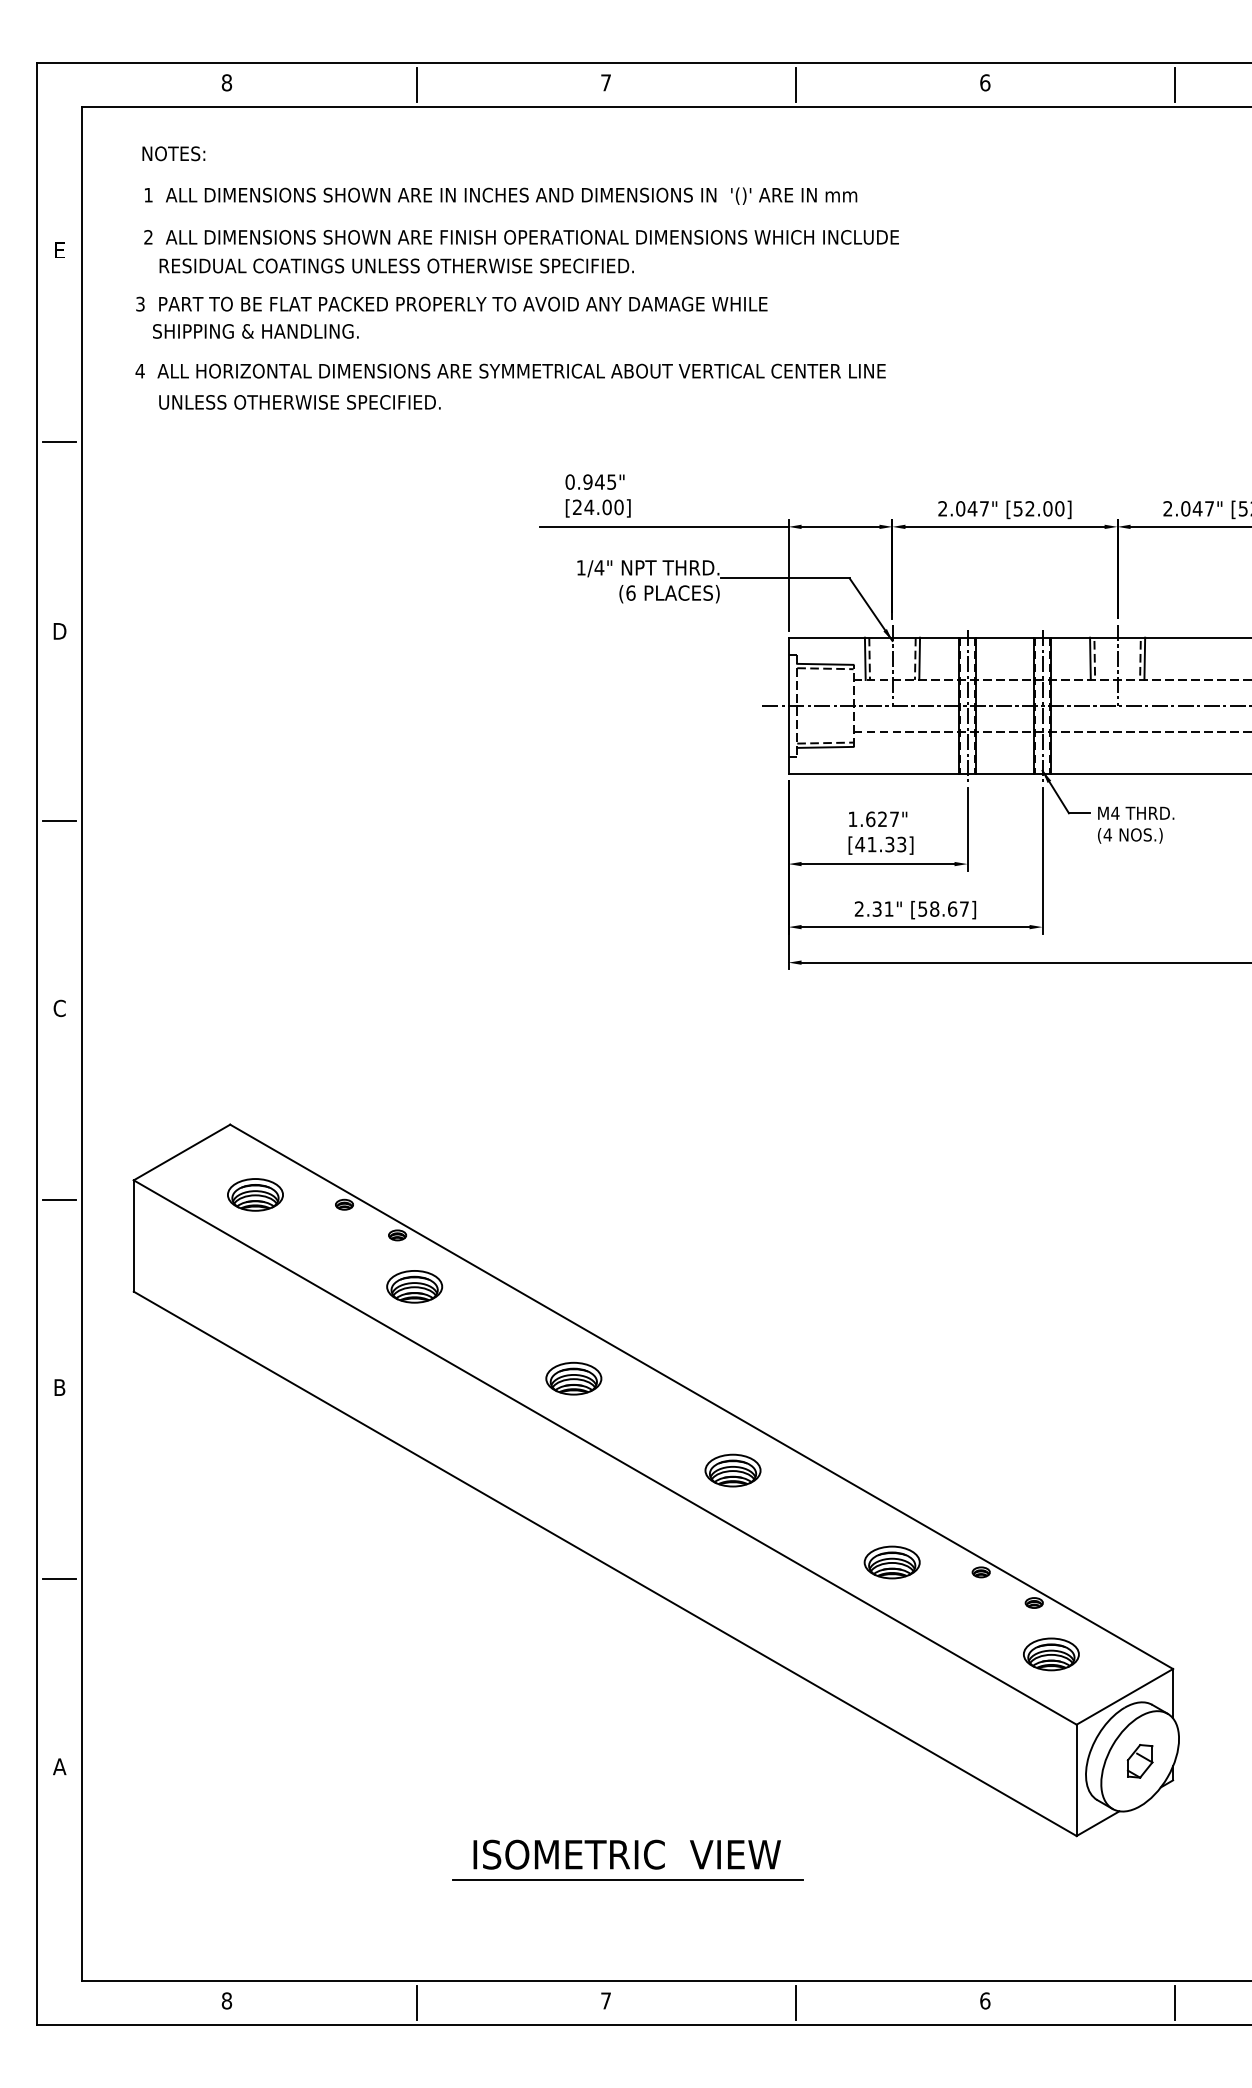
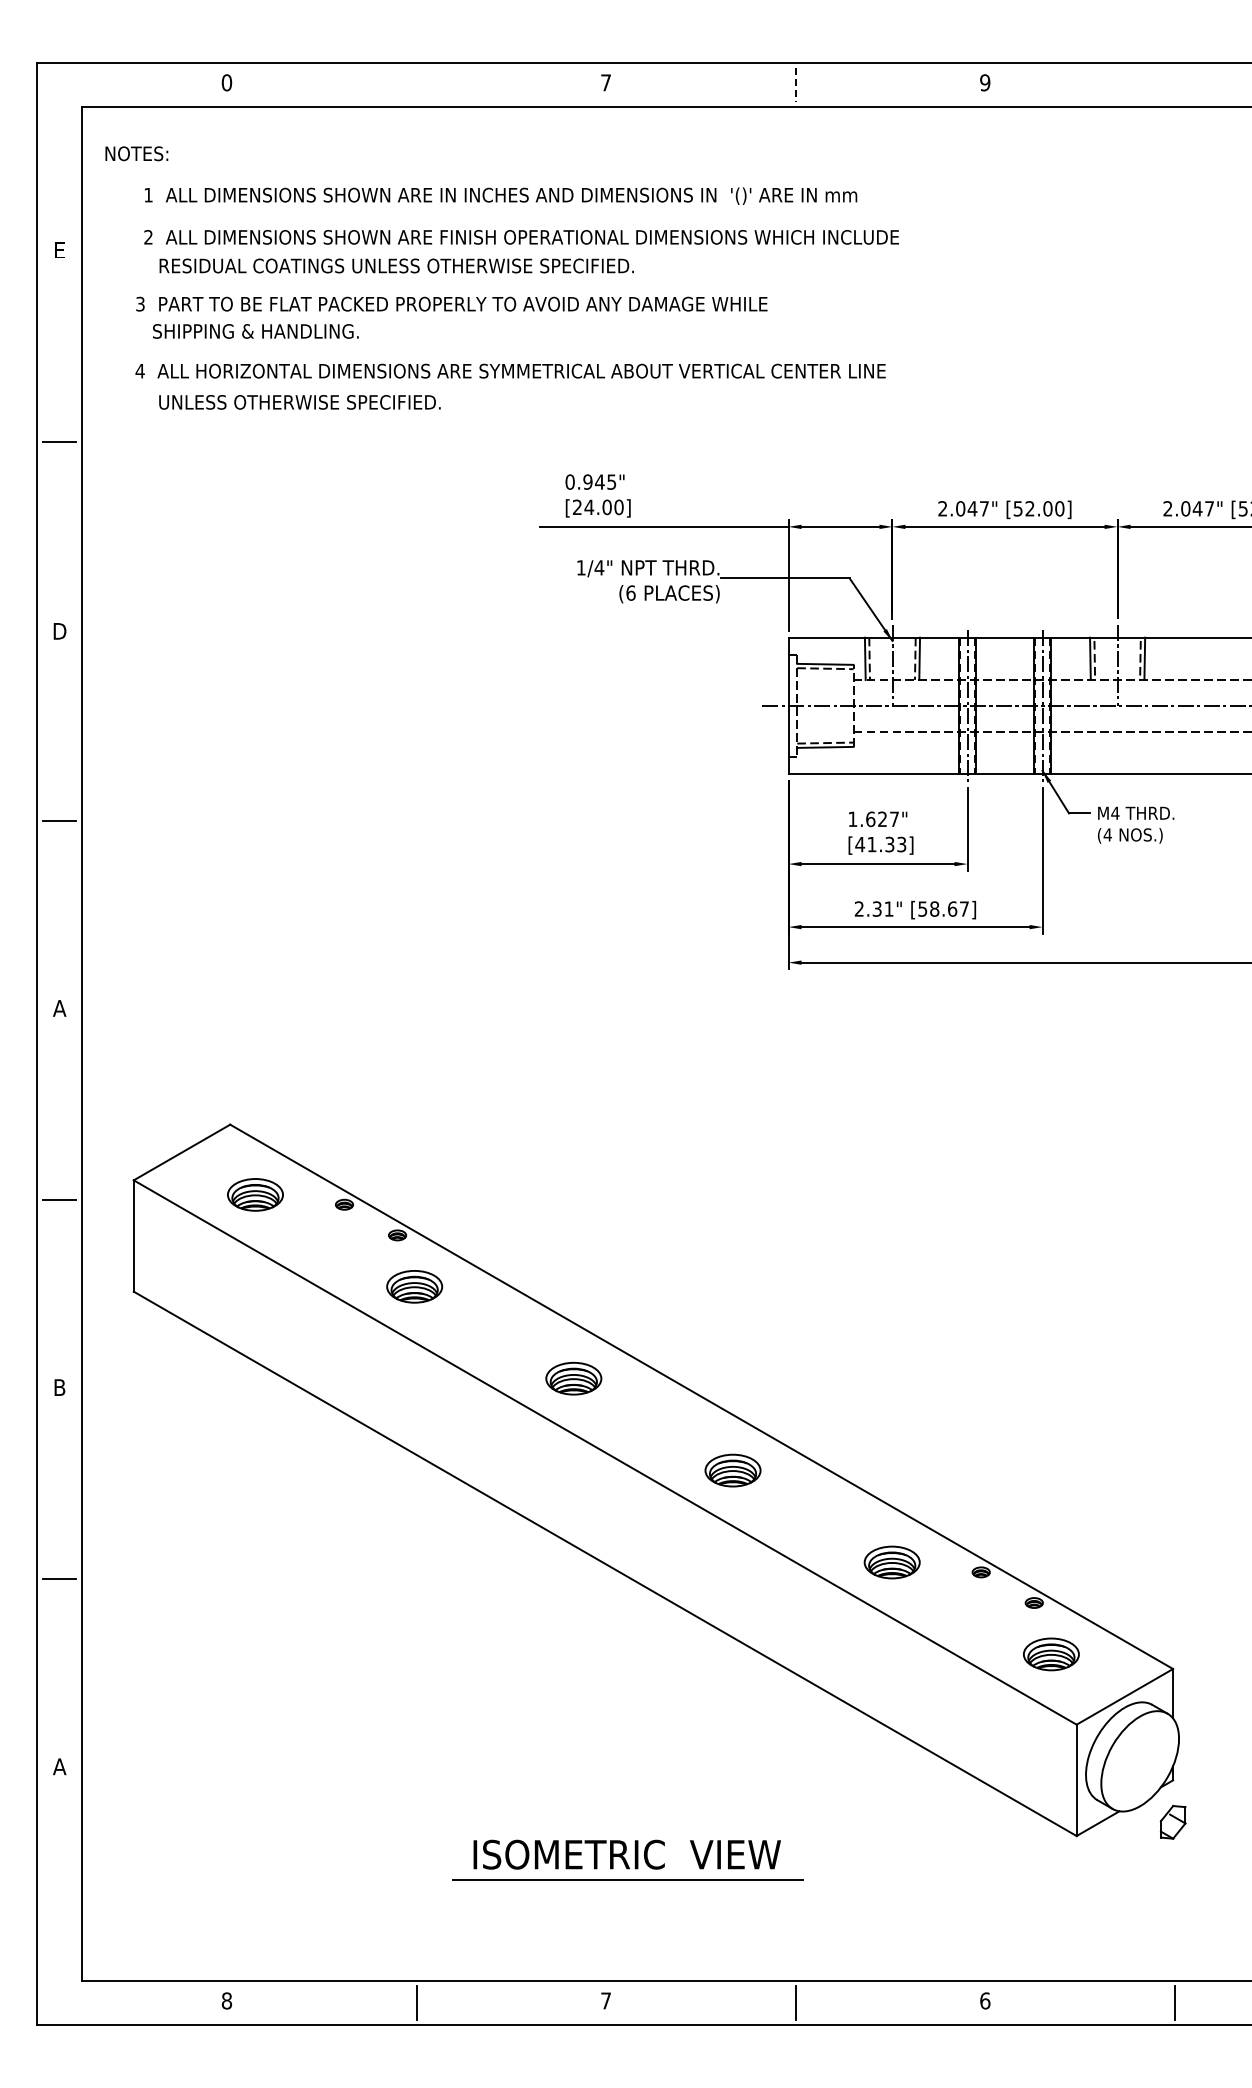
text: 8 -> 0 (226, 82)
text: 6 -> 9 (985, 82)
line: present -> none (416, 84)
line: solid -> dashed (795, 84)
line: present -> none (1174, 84)
text position: (173, 153) -> (136, 153) (136, 153)
text: C -> A (59, 1008)
part position: (1139, 1761) -> (1172, 1822) (1172, 1822)
